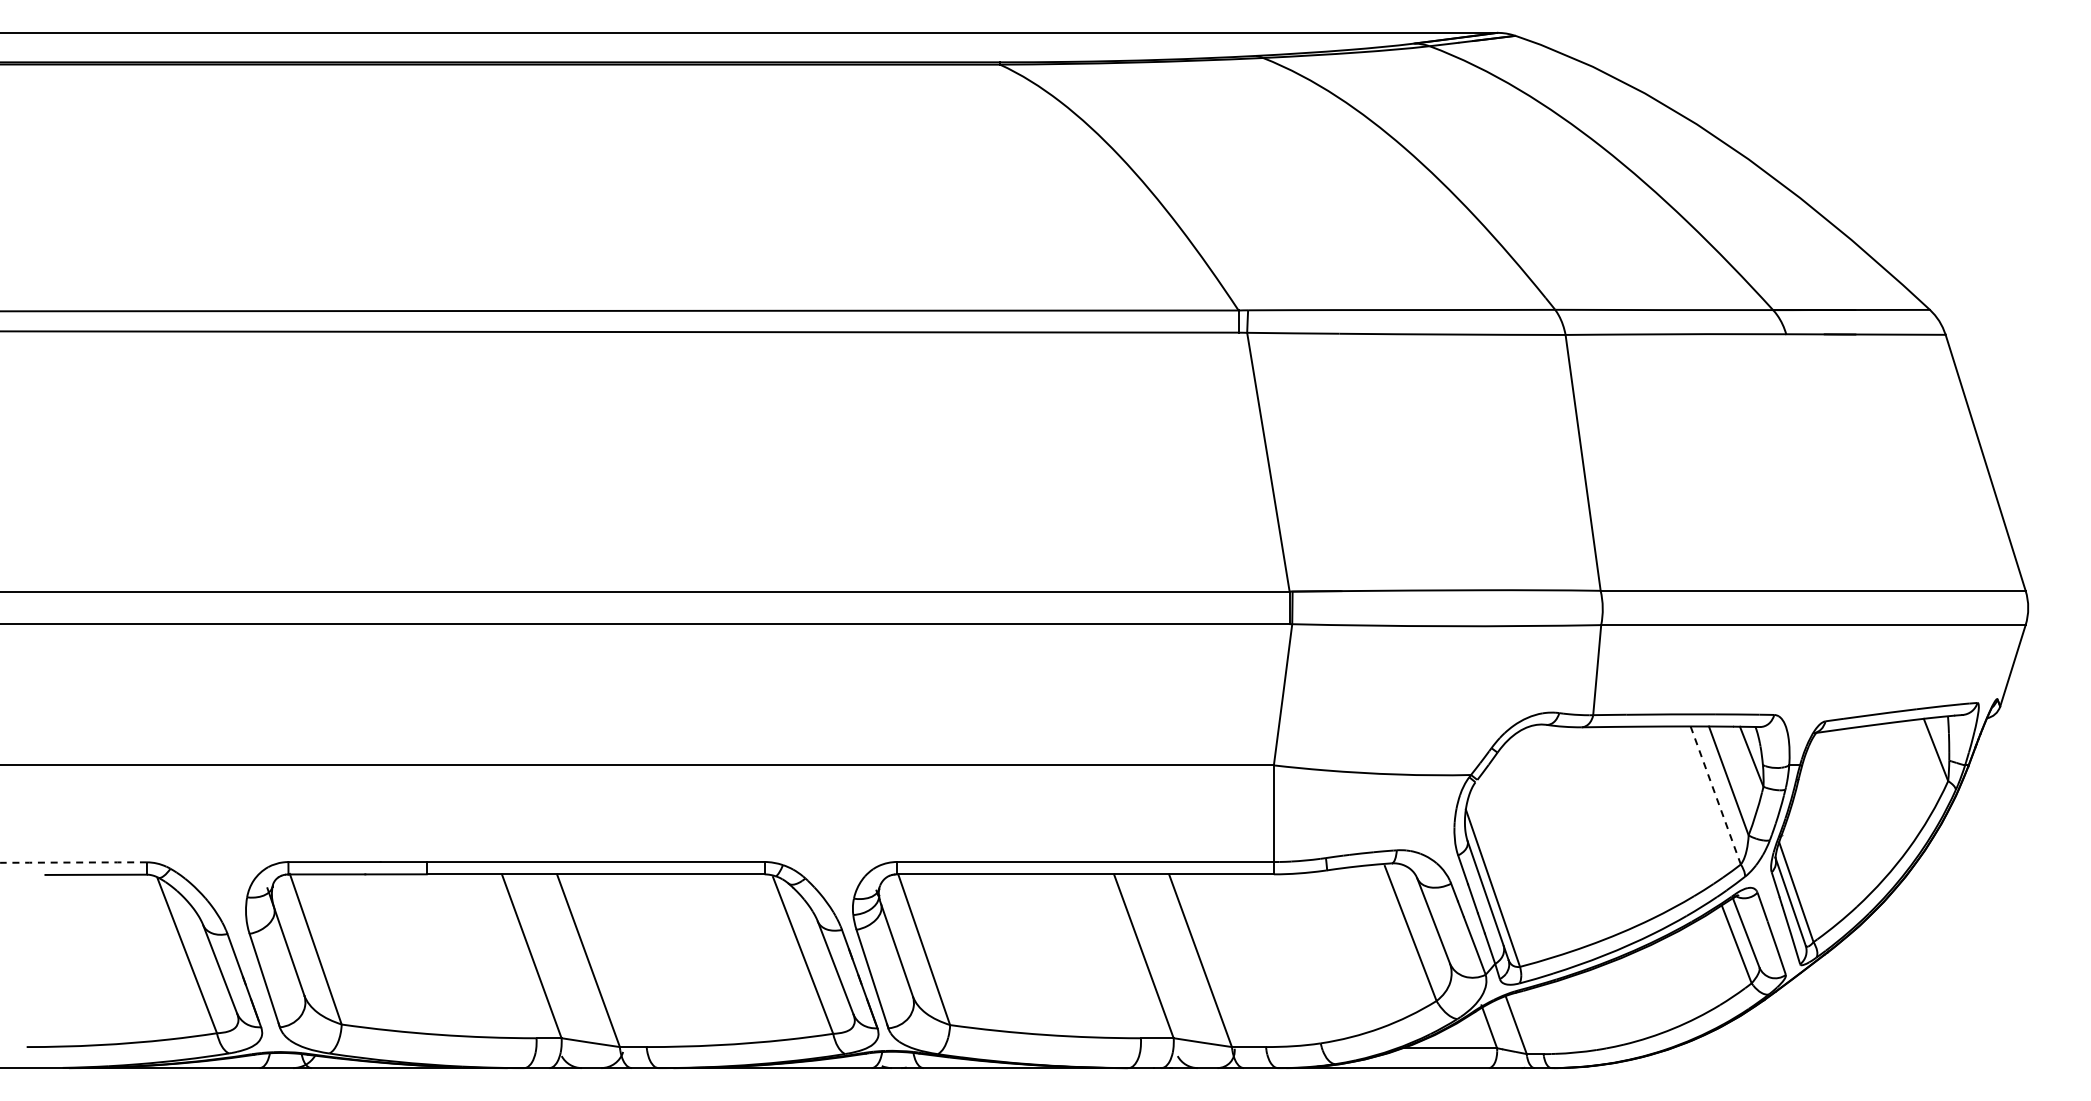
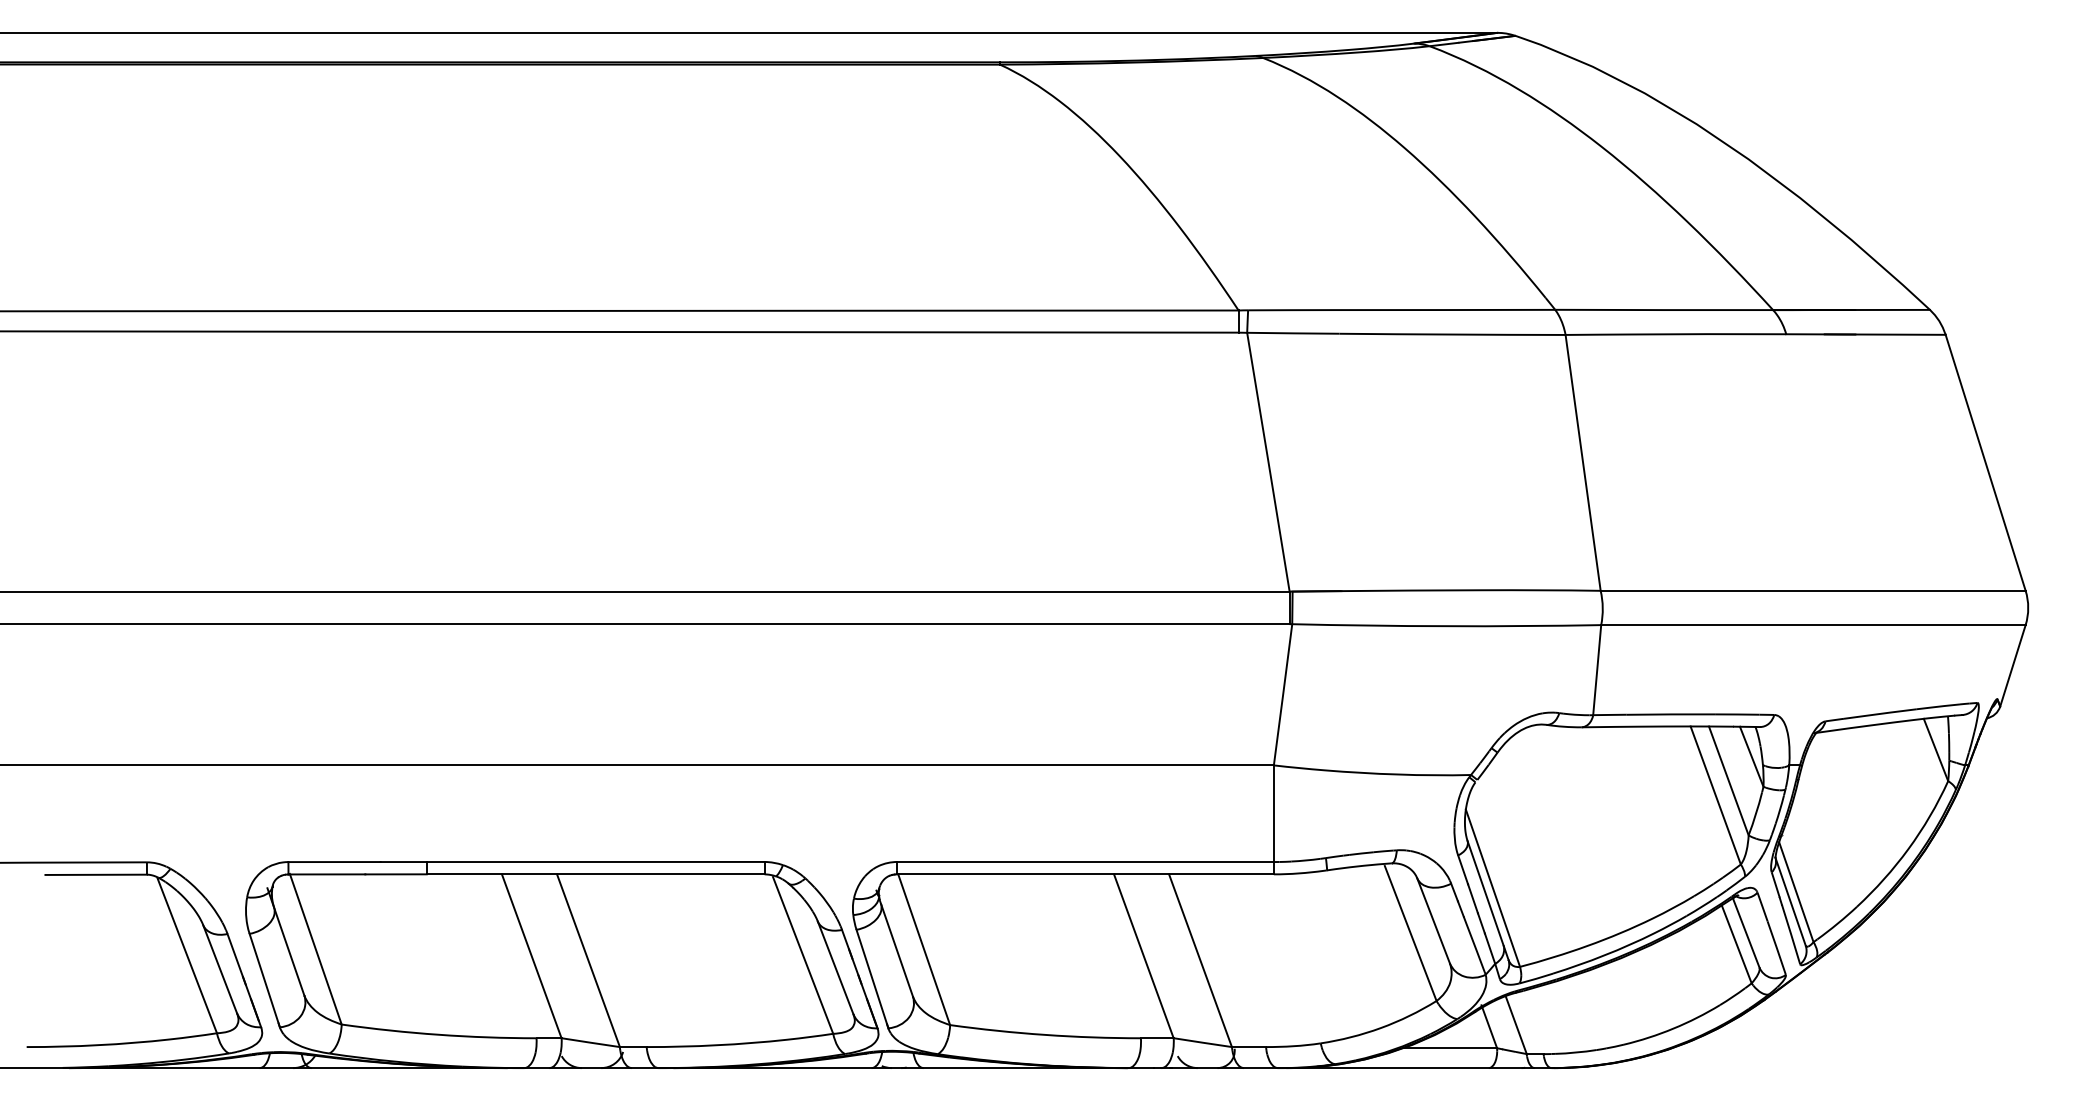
line: dashed -> solid (1715, 795)
arc: dashed -> solid (73, 862)
